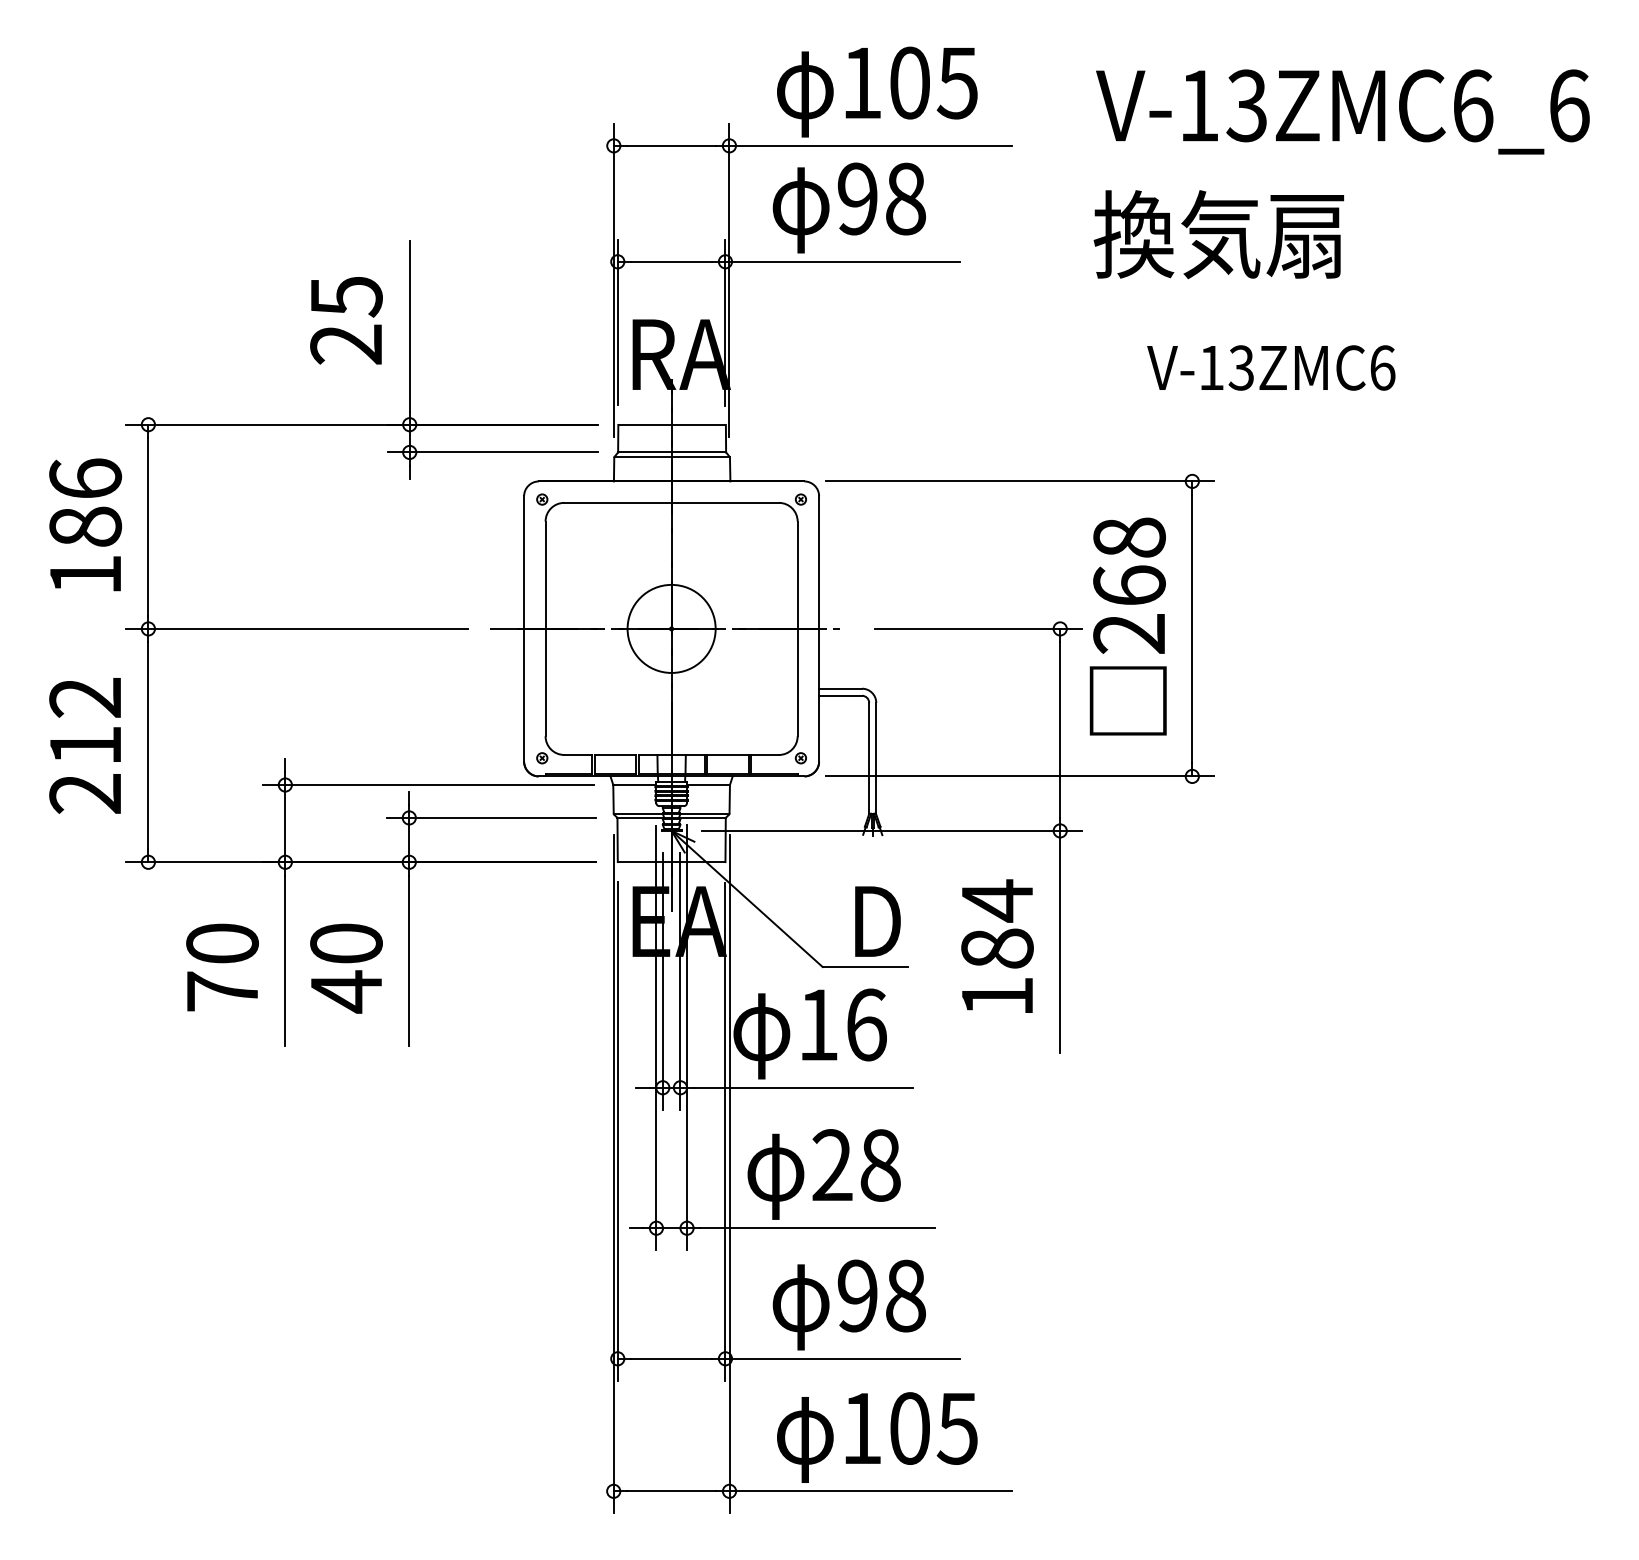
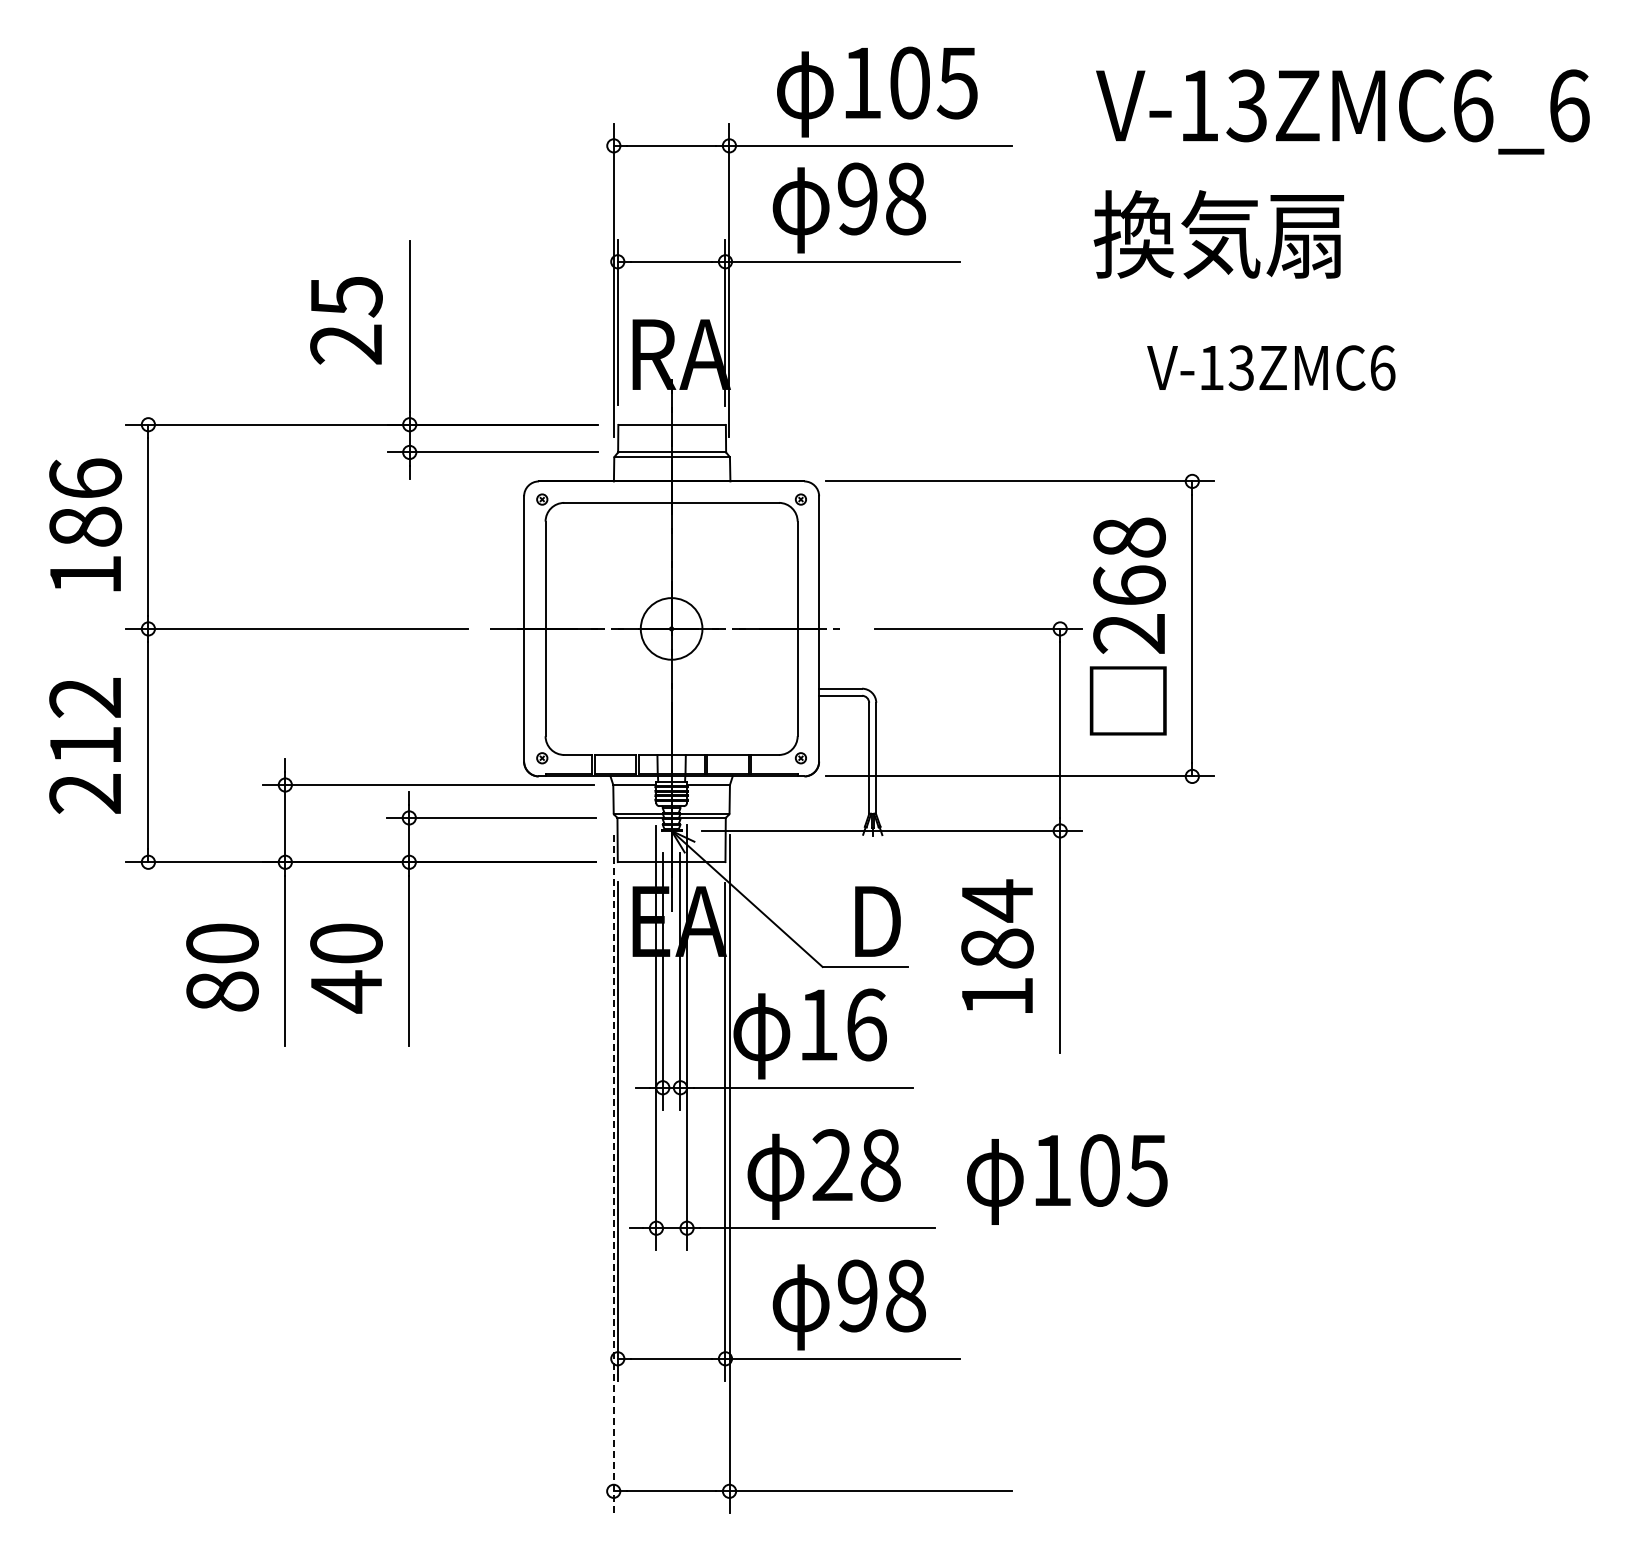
circle diameter: 88 px -> 62 px (671, 628)
text: 70 -> 80 (222, 991)
line: solid -> dashed (613, 1174)
text position: (877, 1437) -> (1067, 1179) (1067, 1179)
